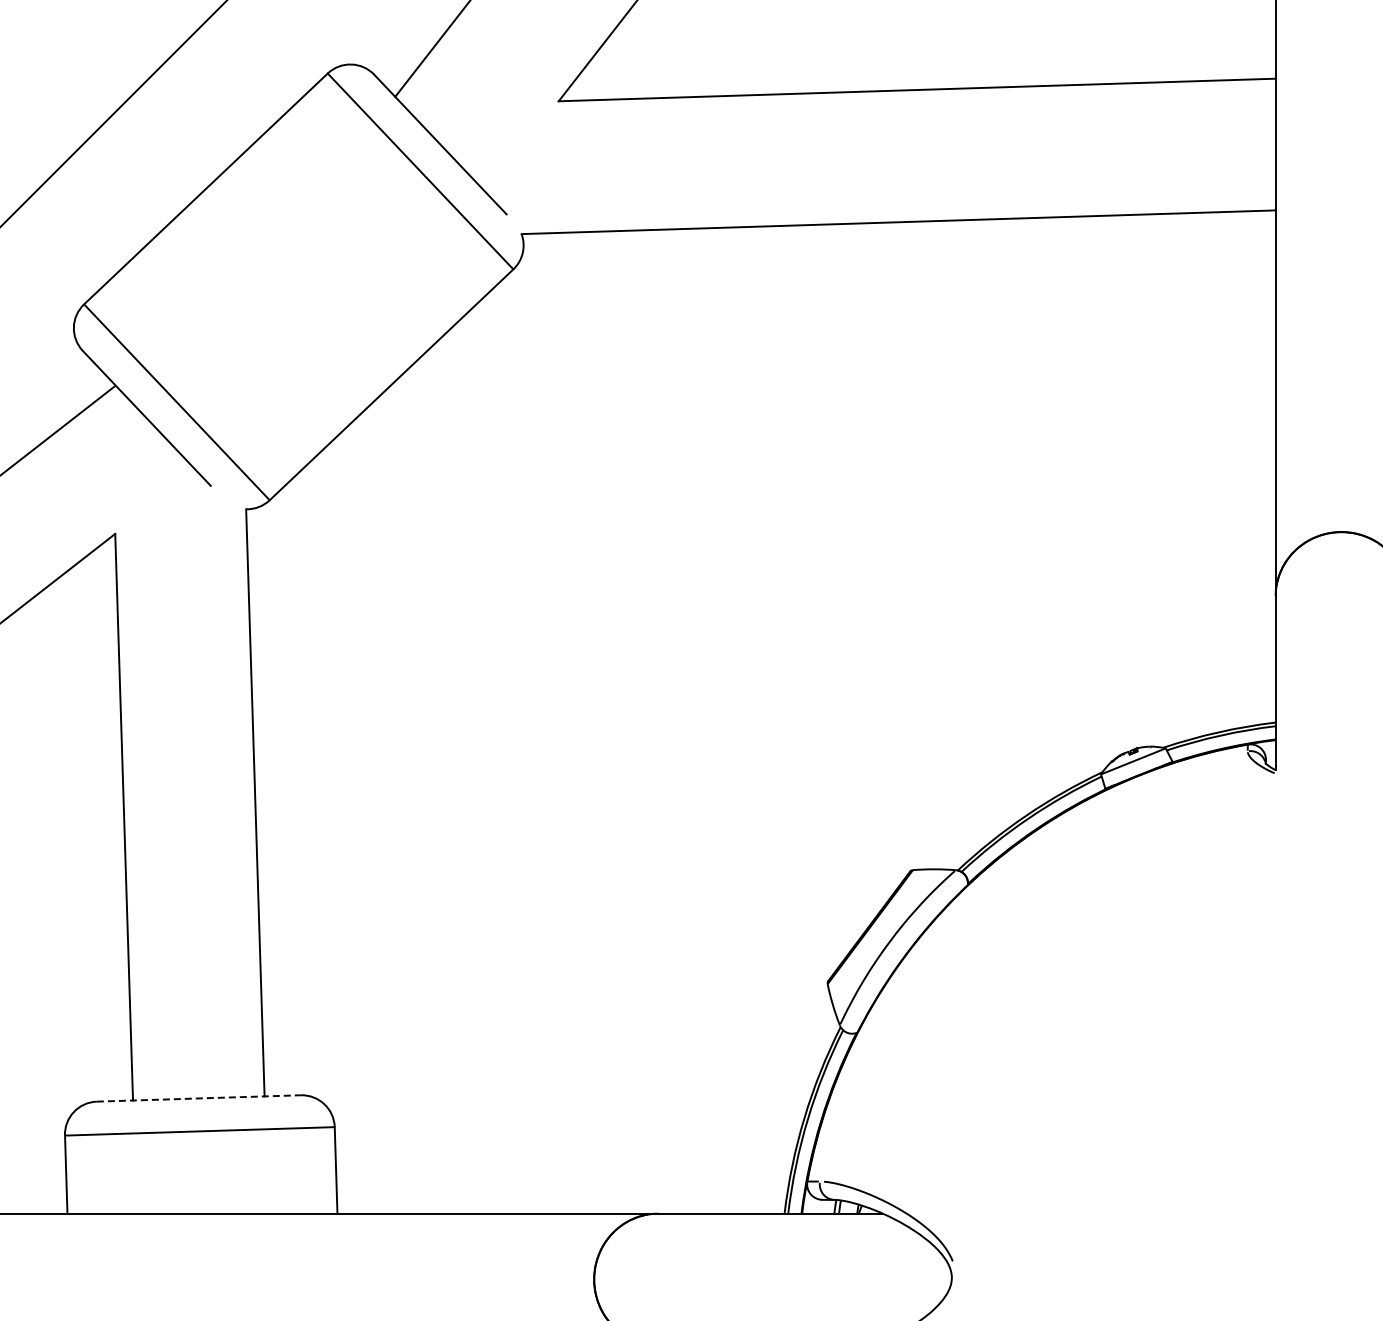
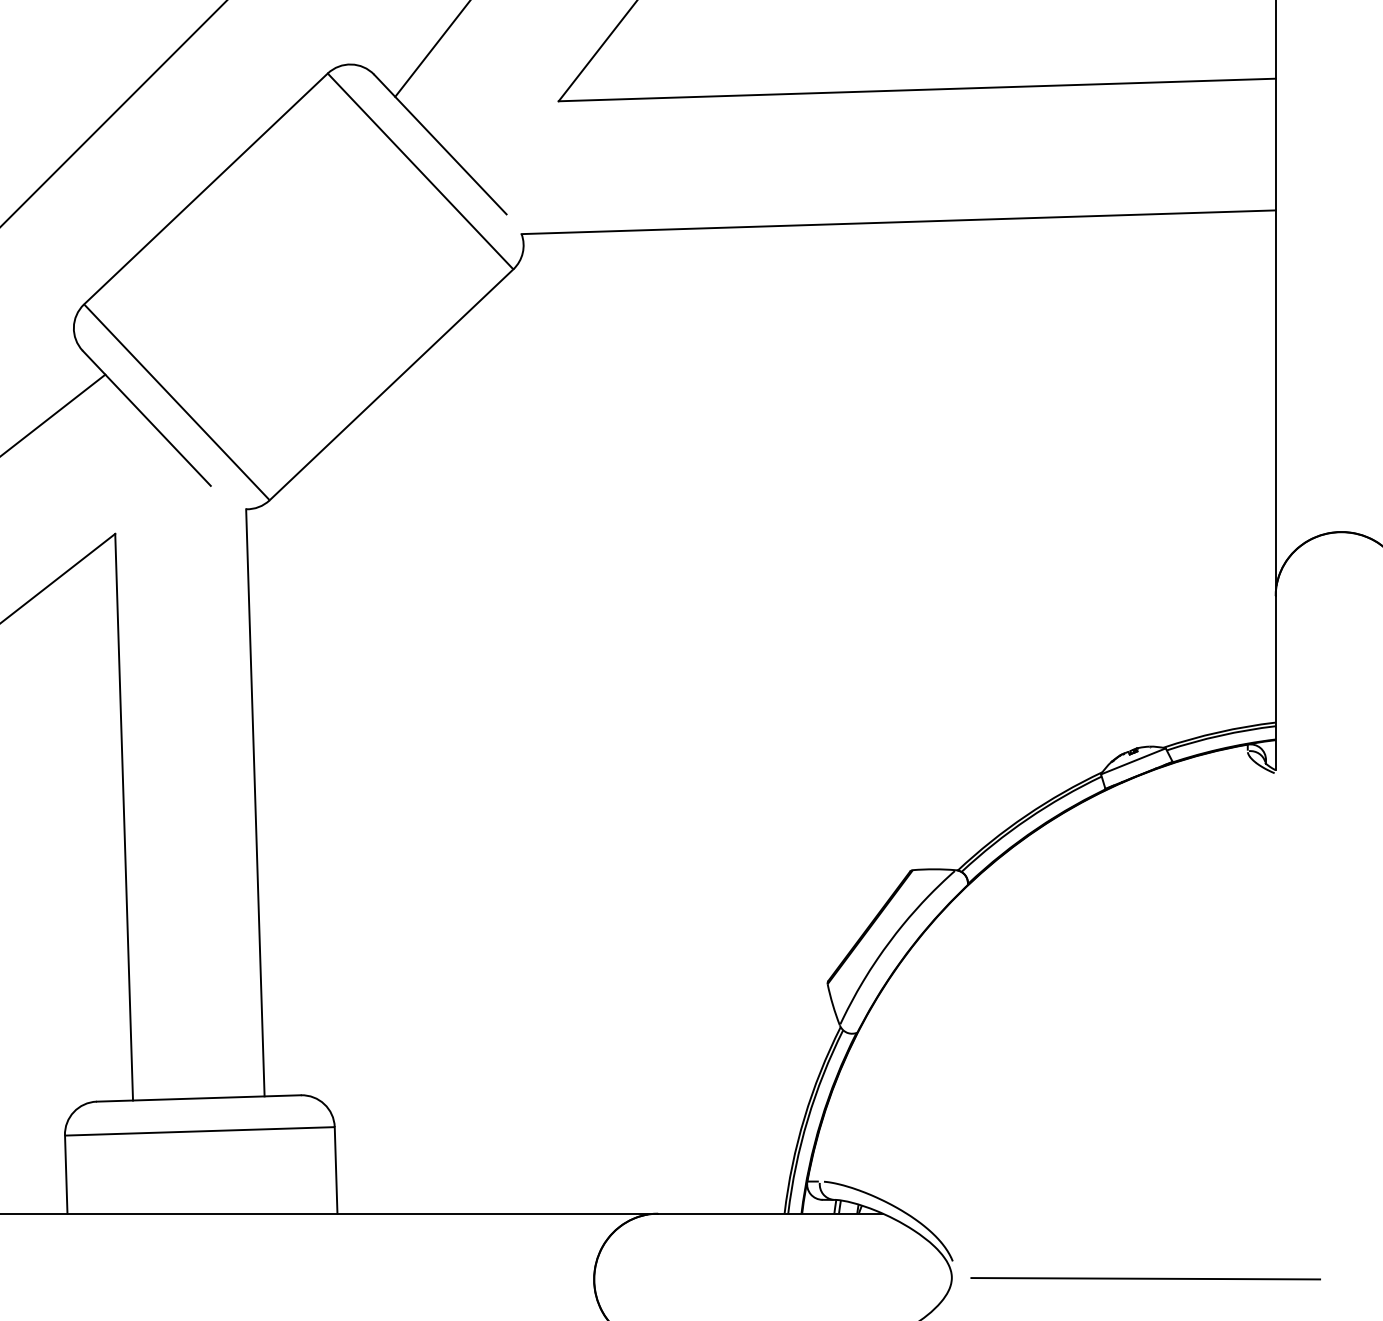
line position: (58, 430) -> (53, 414) (53, 414)
line: dashed -> solid (199, 1098)
line: none -> present (1145, 1278)
